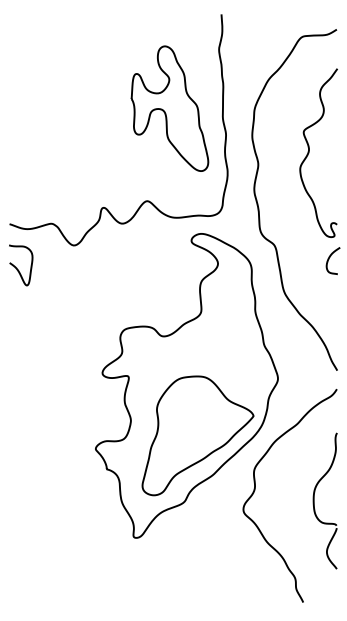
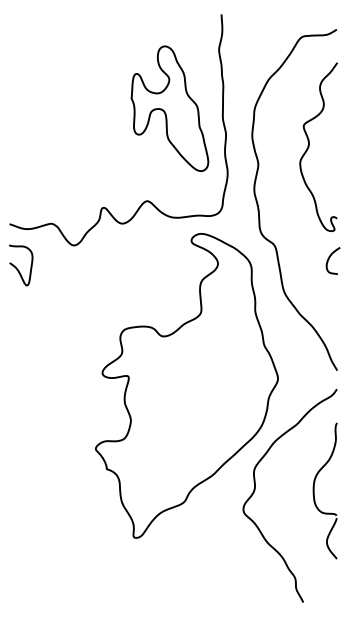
curve position: (309, 152) -> (309, 146) (309, 146)
part: present -> none (197, 435)
part position: (314, 500) -> (314, 490) (314, 490)
